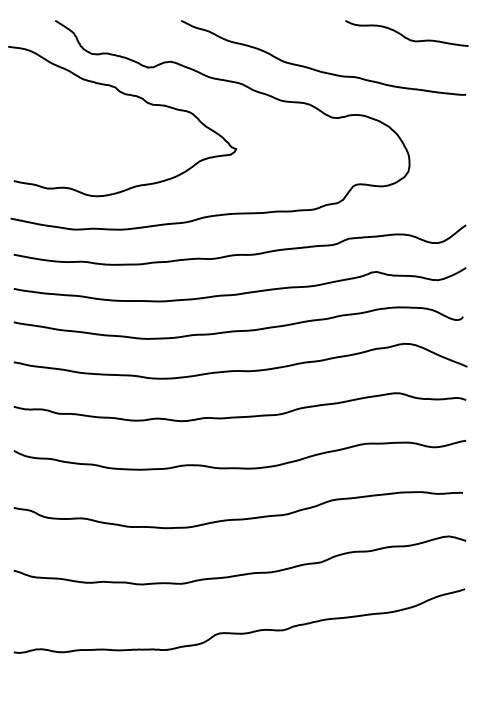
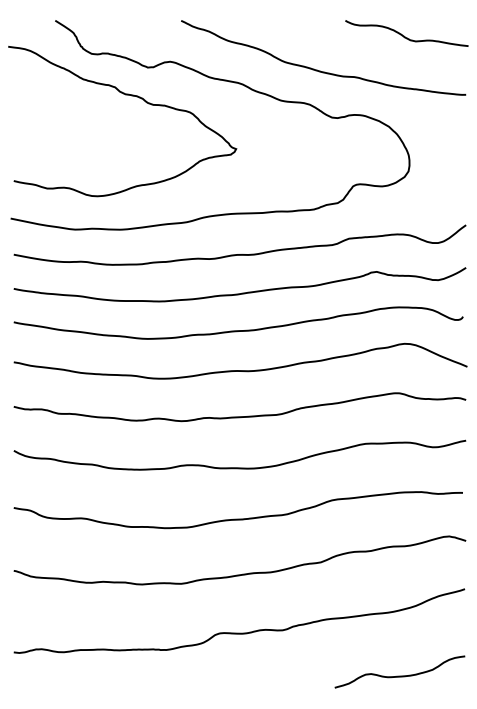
curve: none -> present (399, 675)
